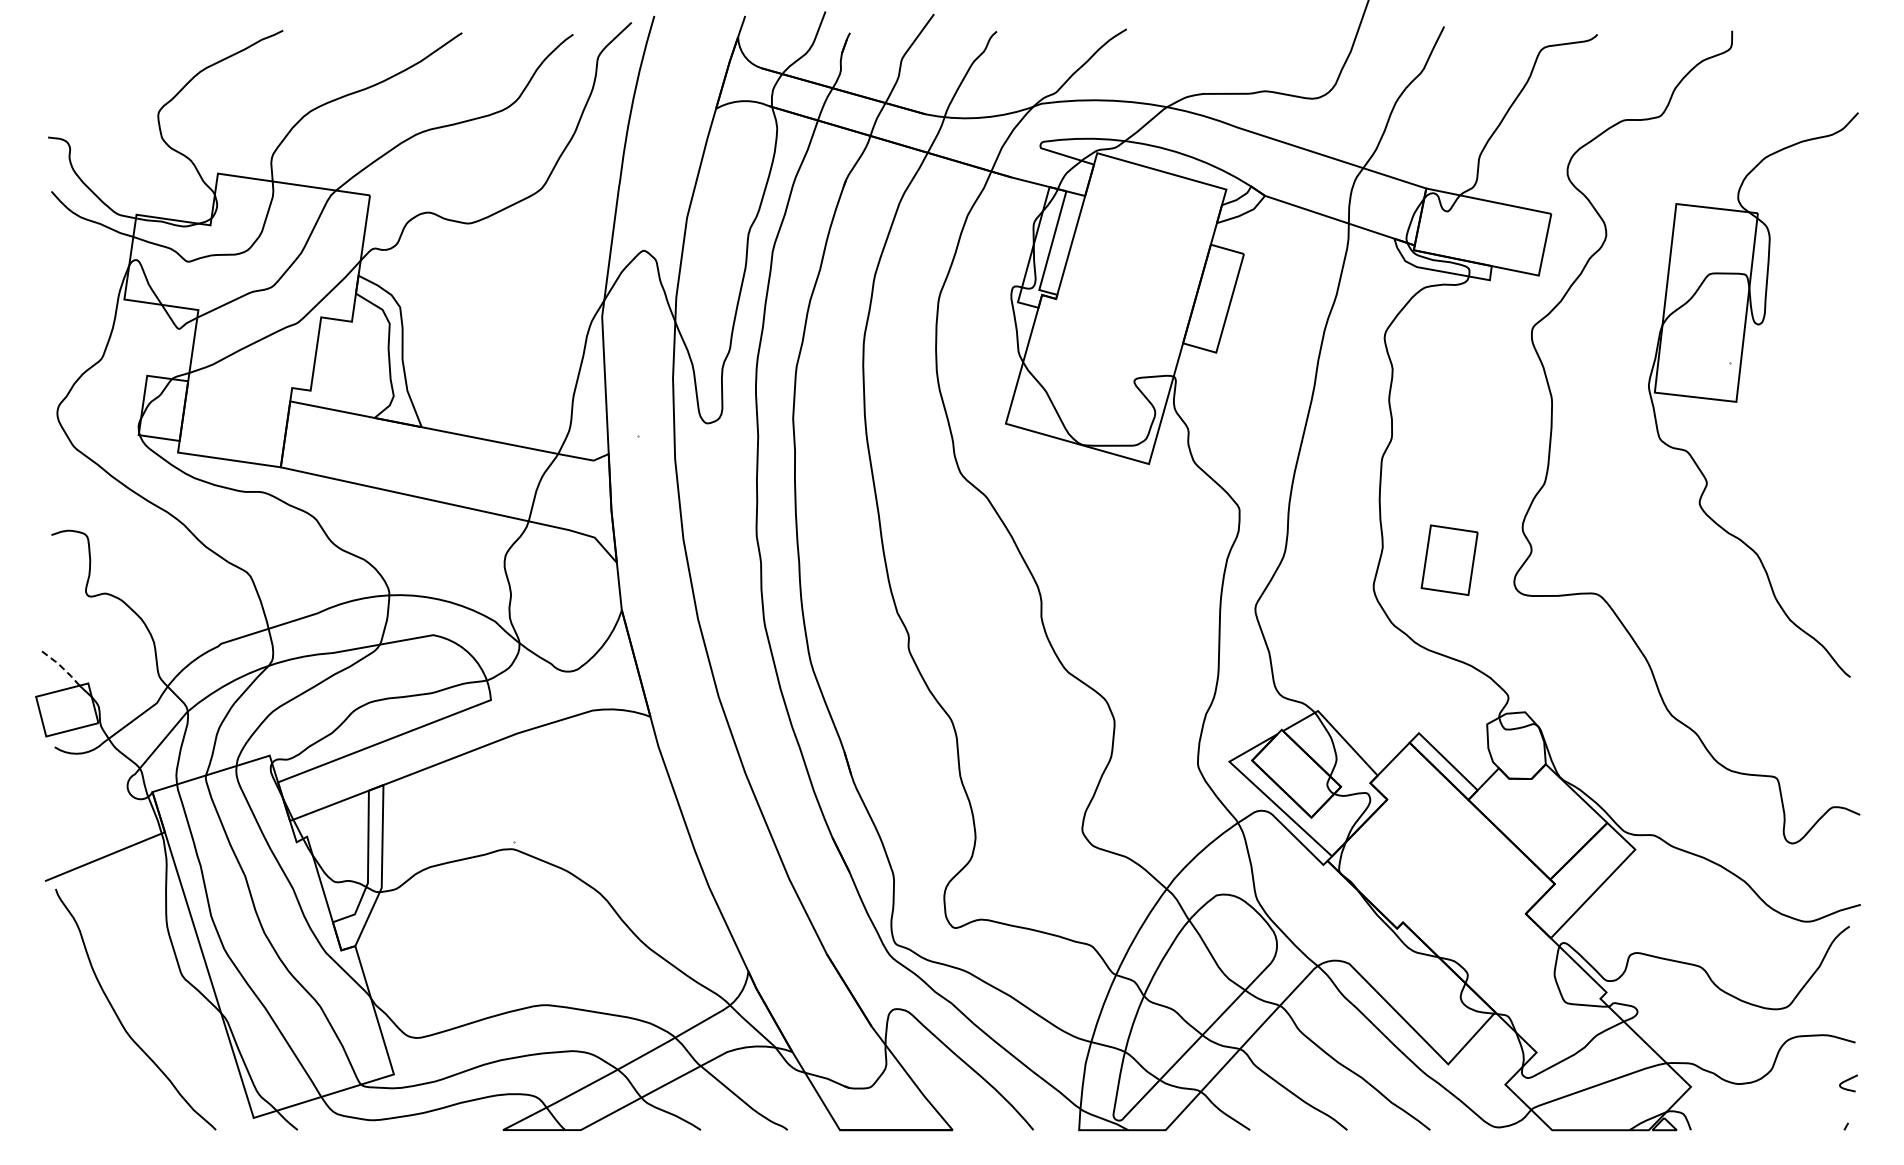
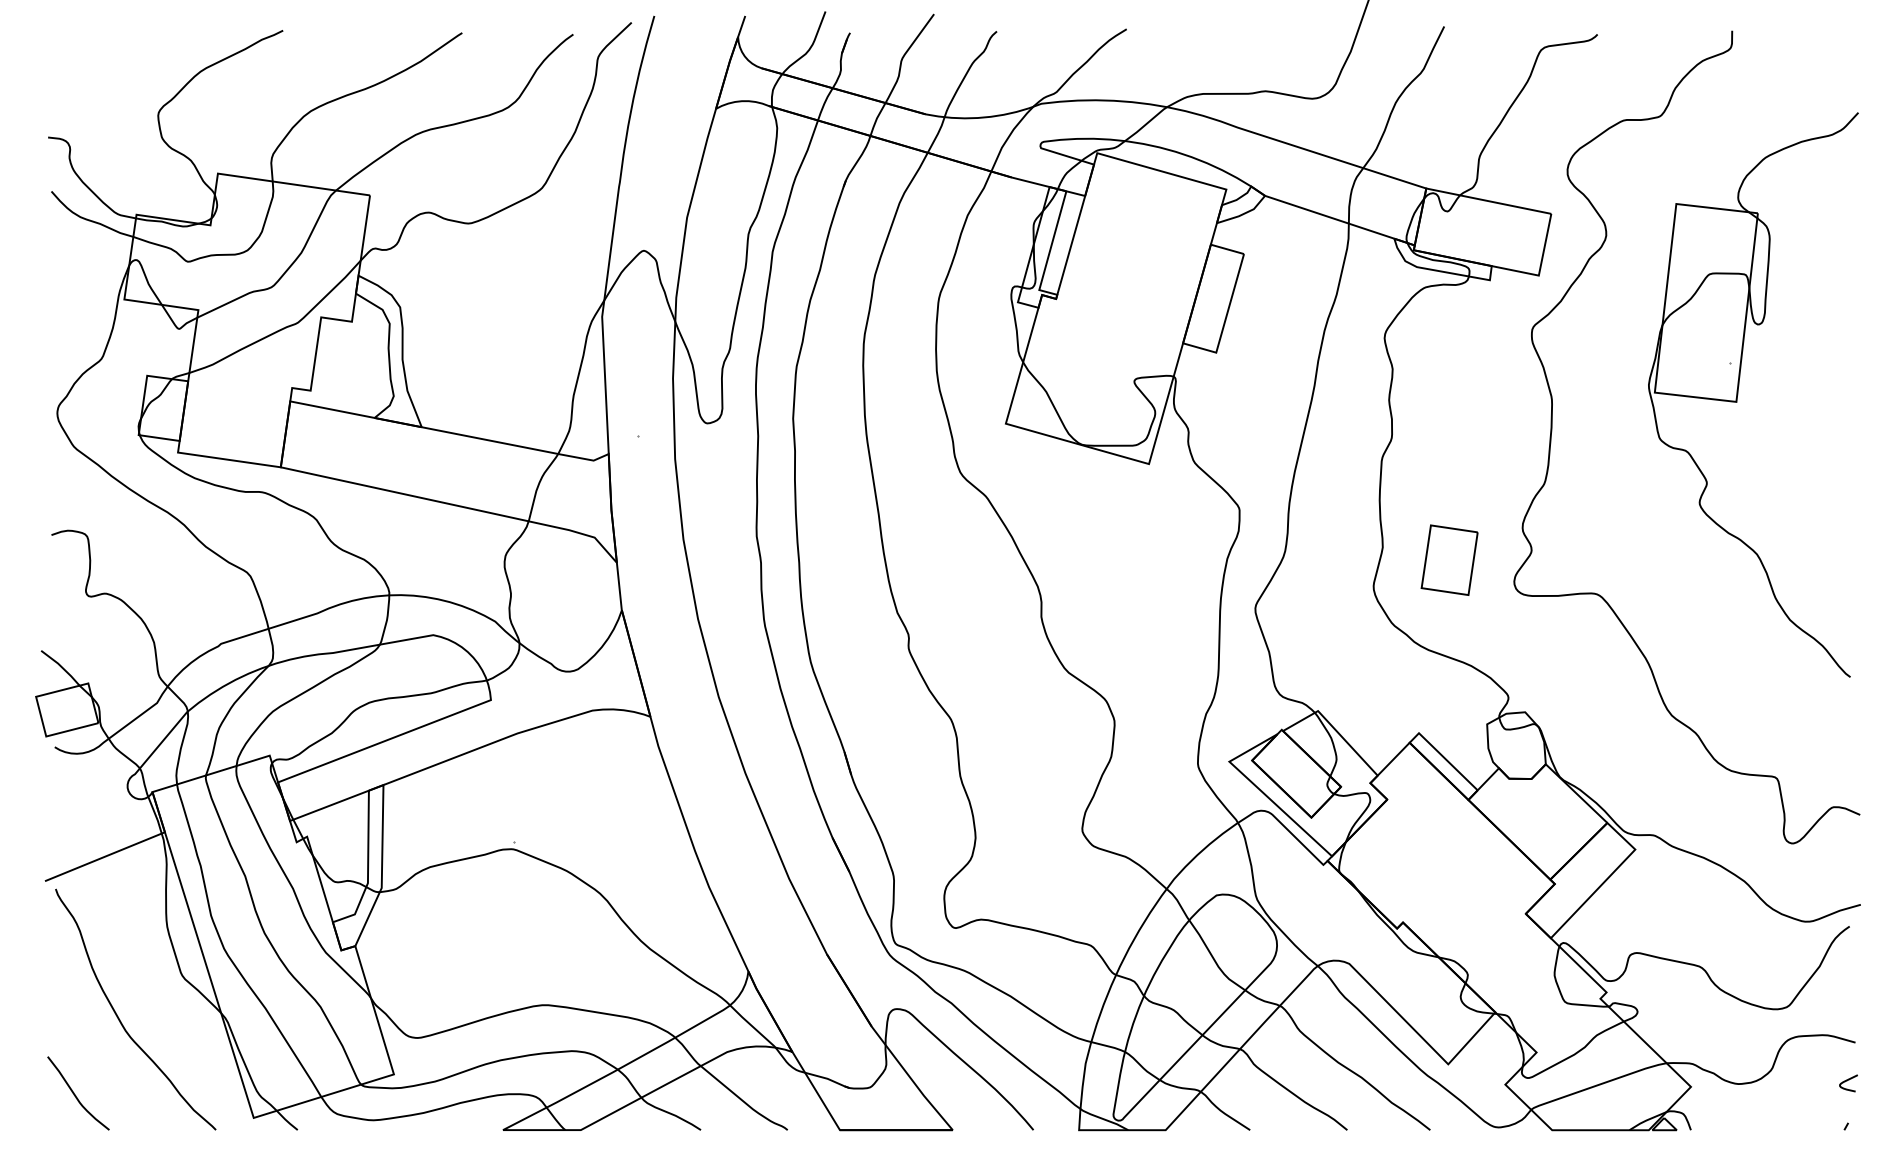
line: dashed -> solid (61, 666)
curve: none -> present (76, 1095)
